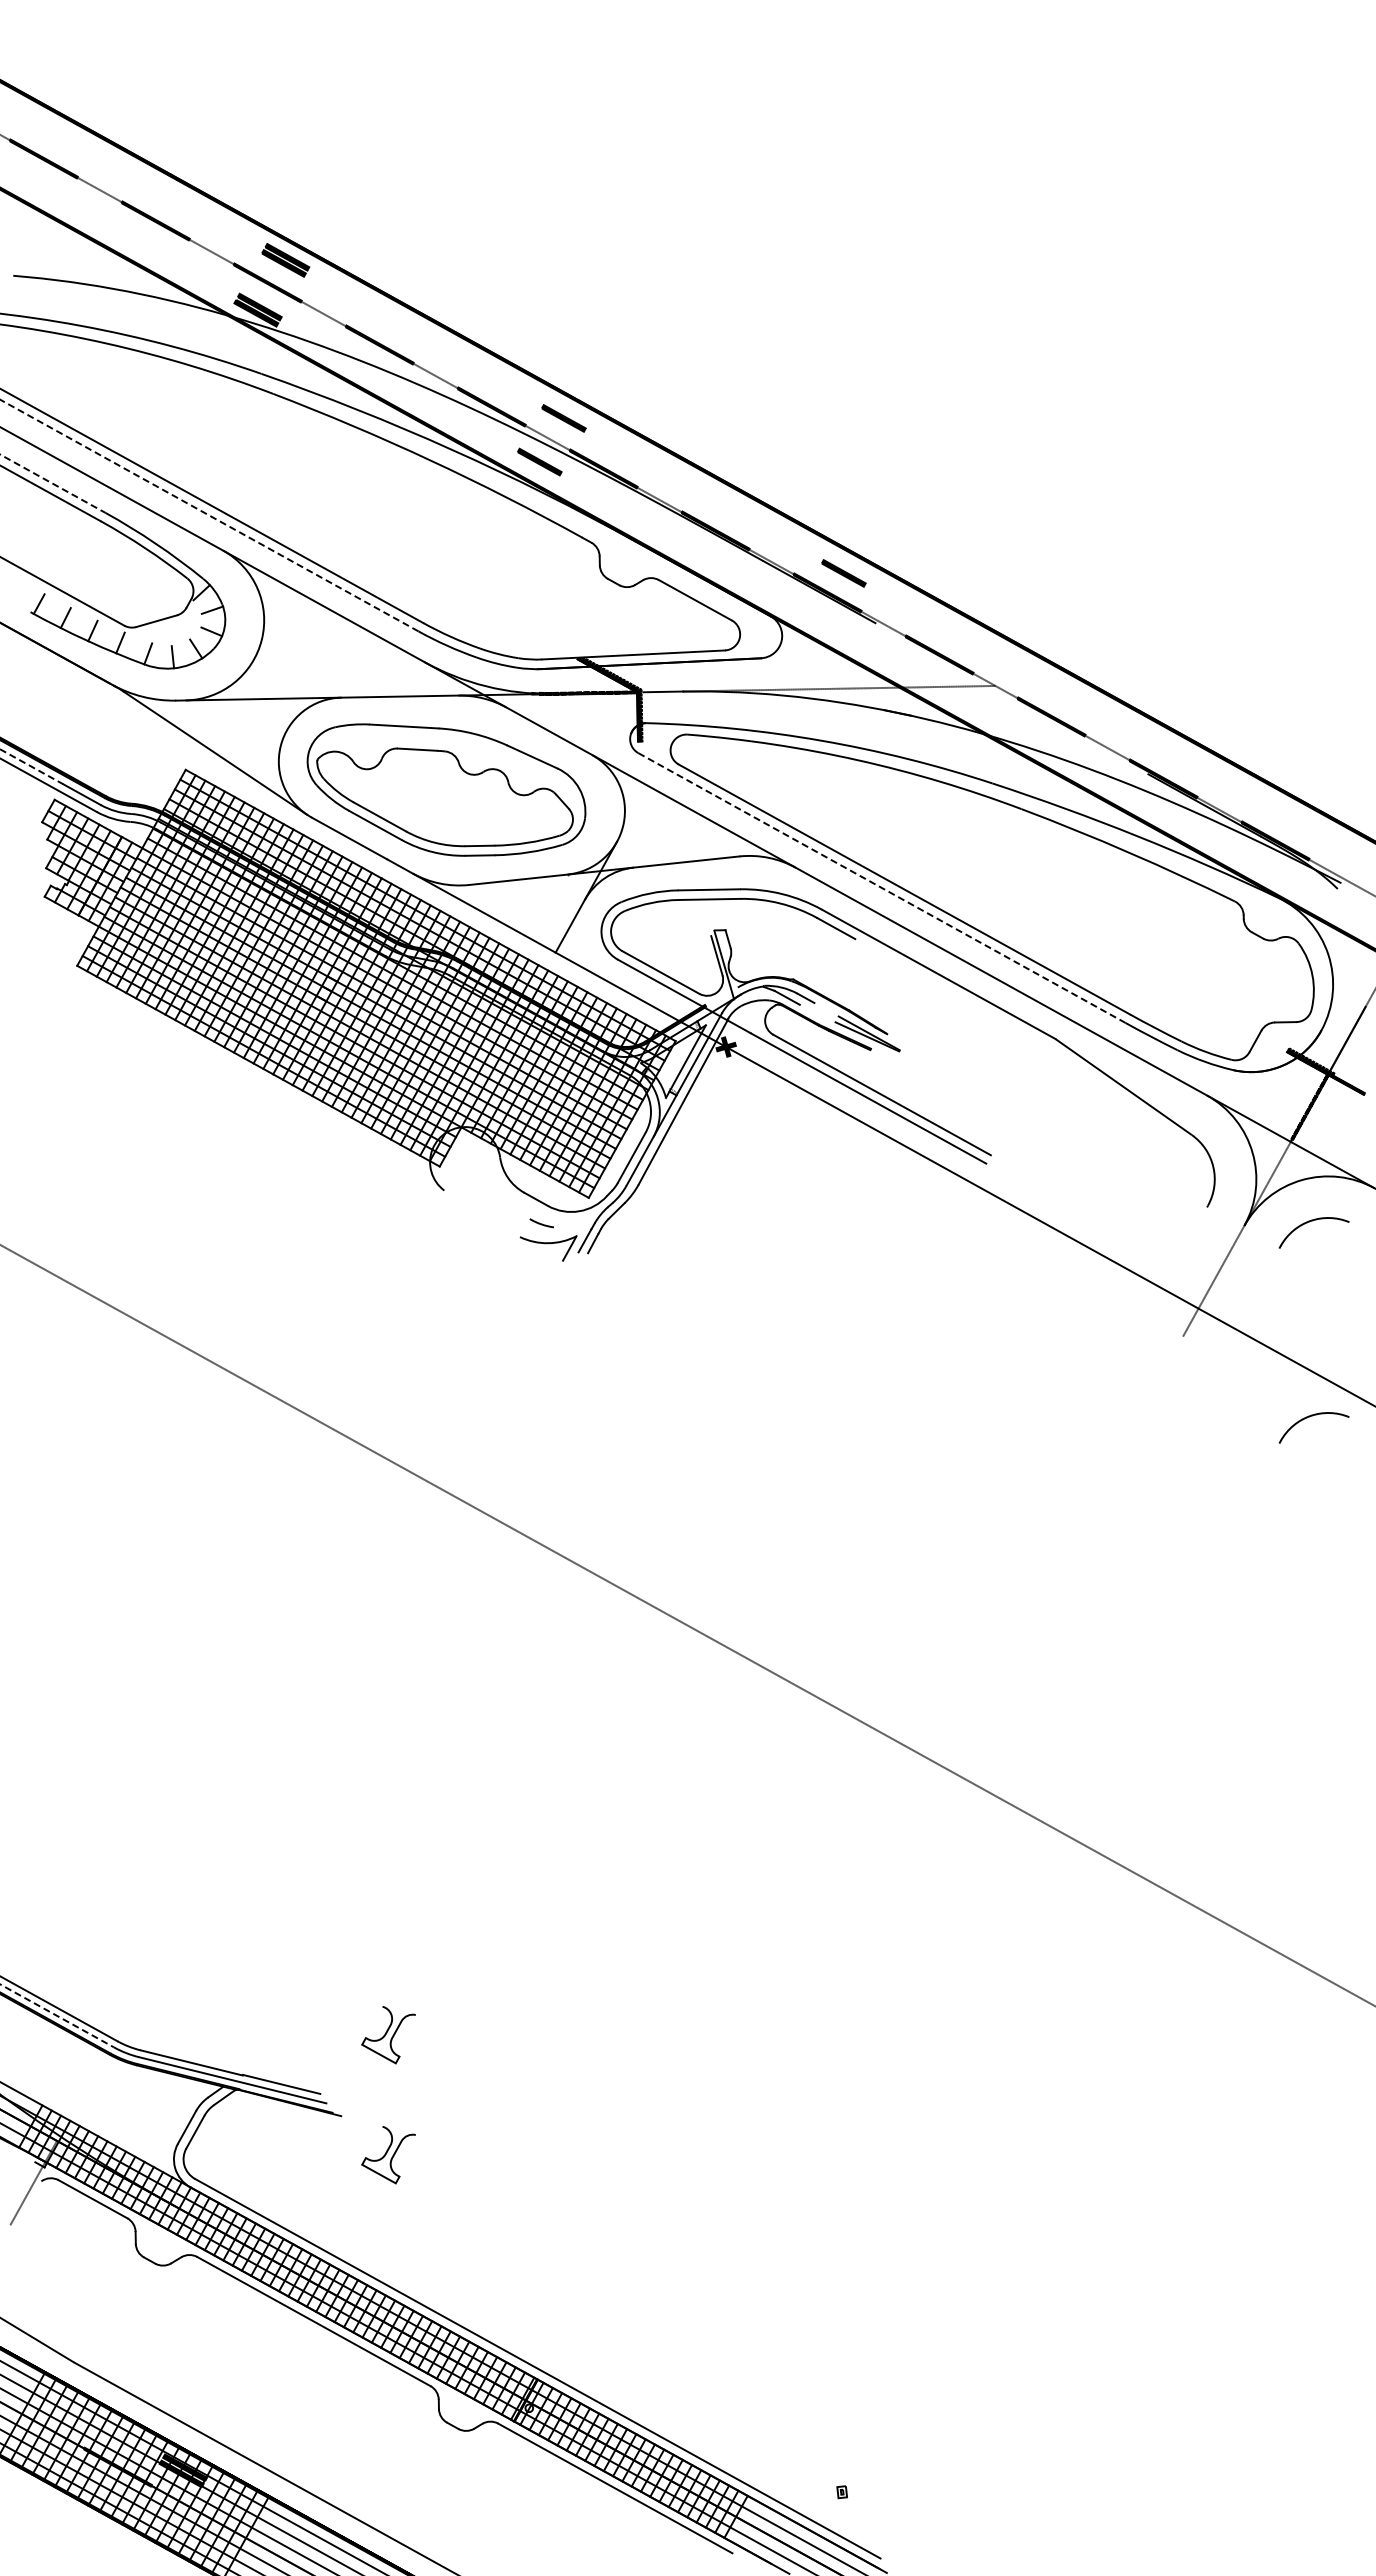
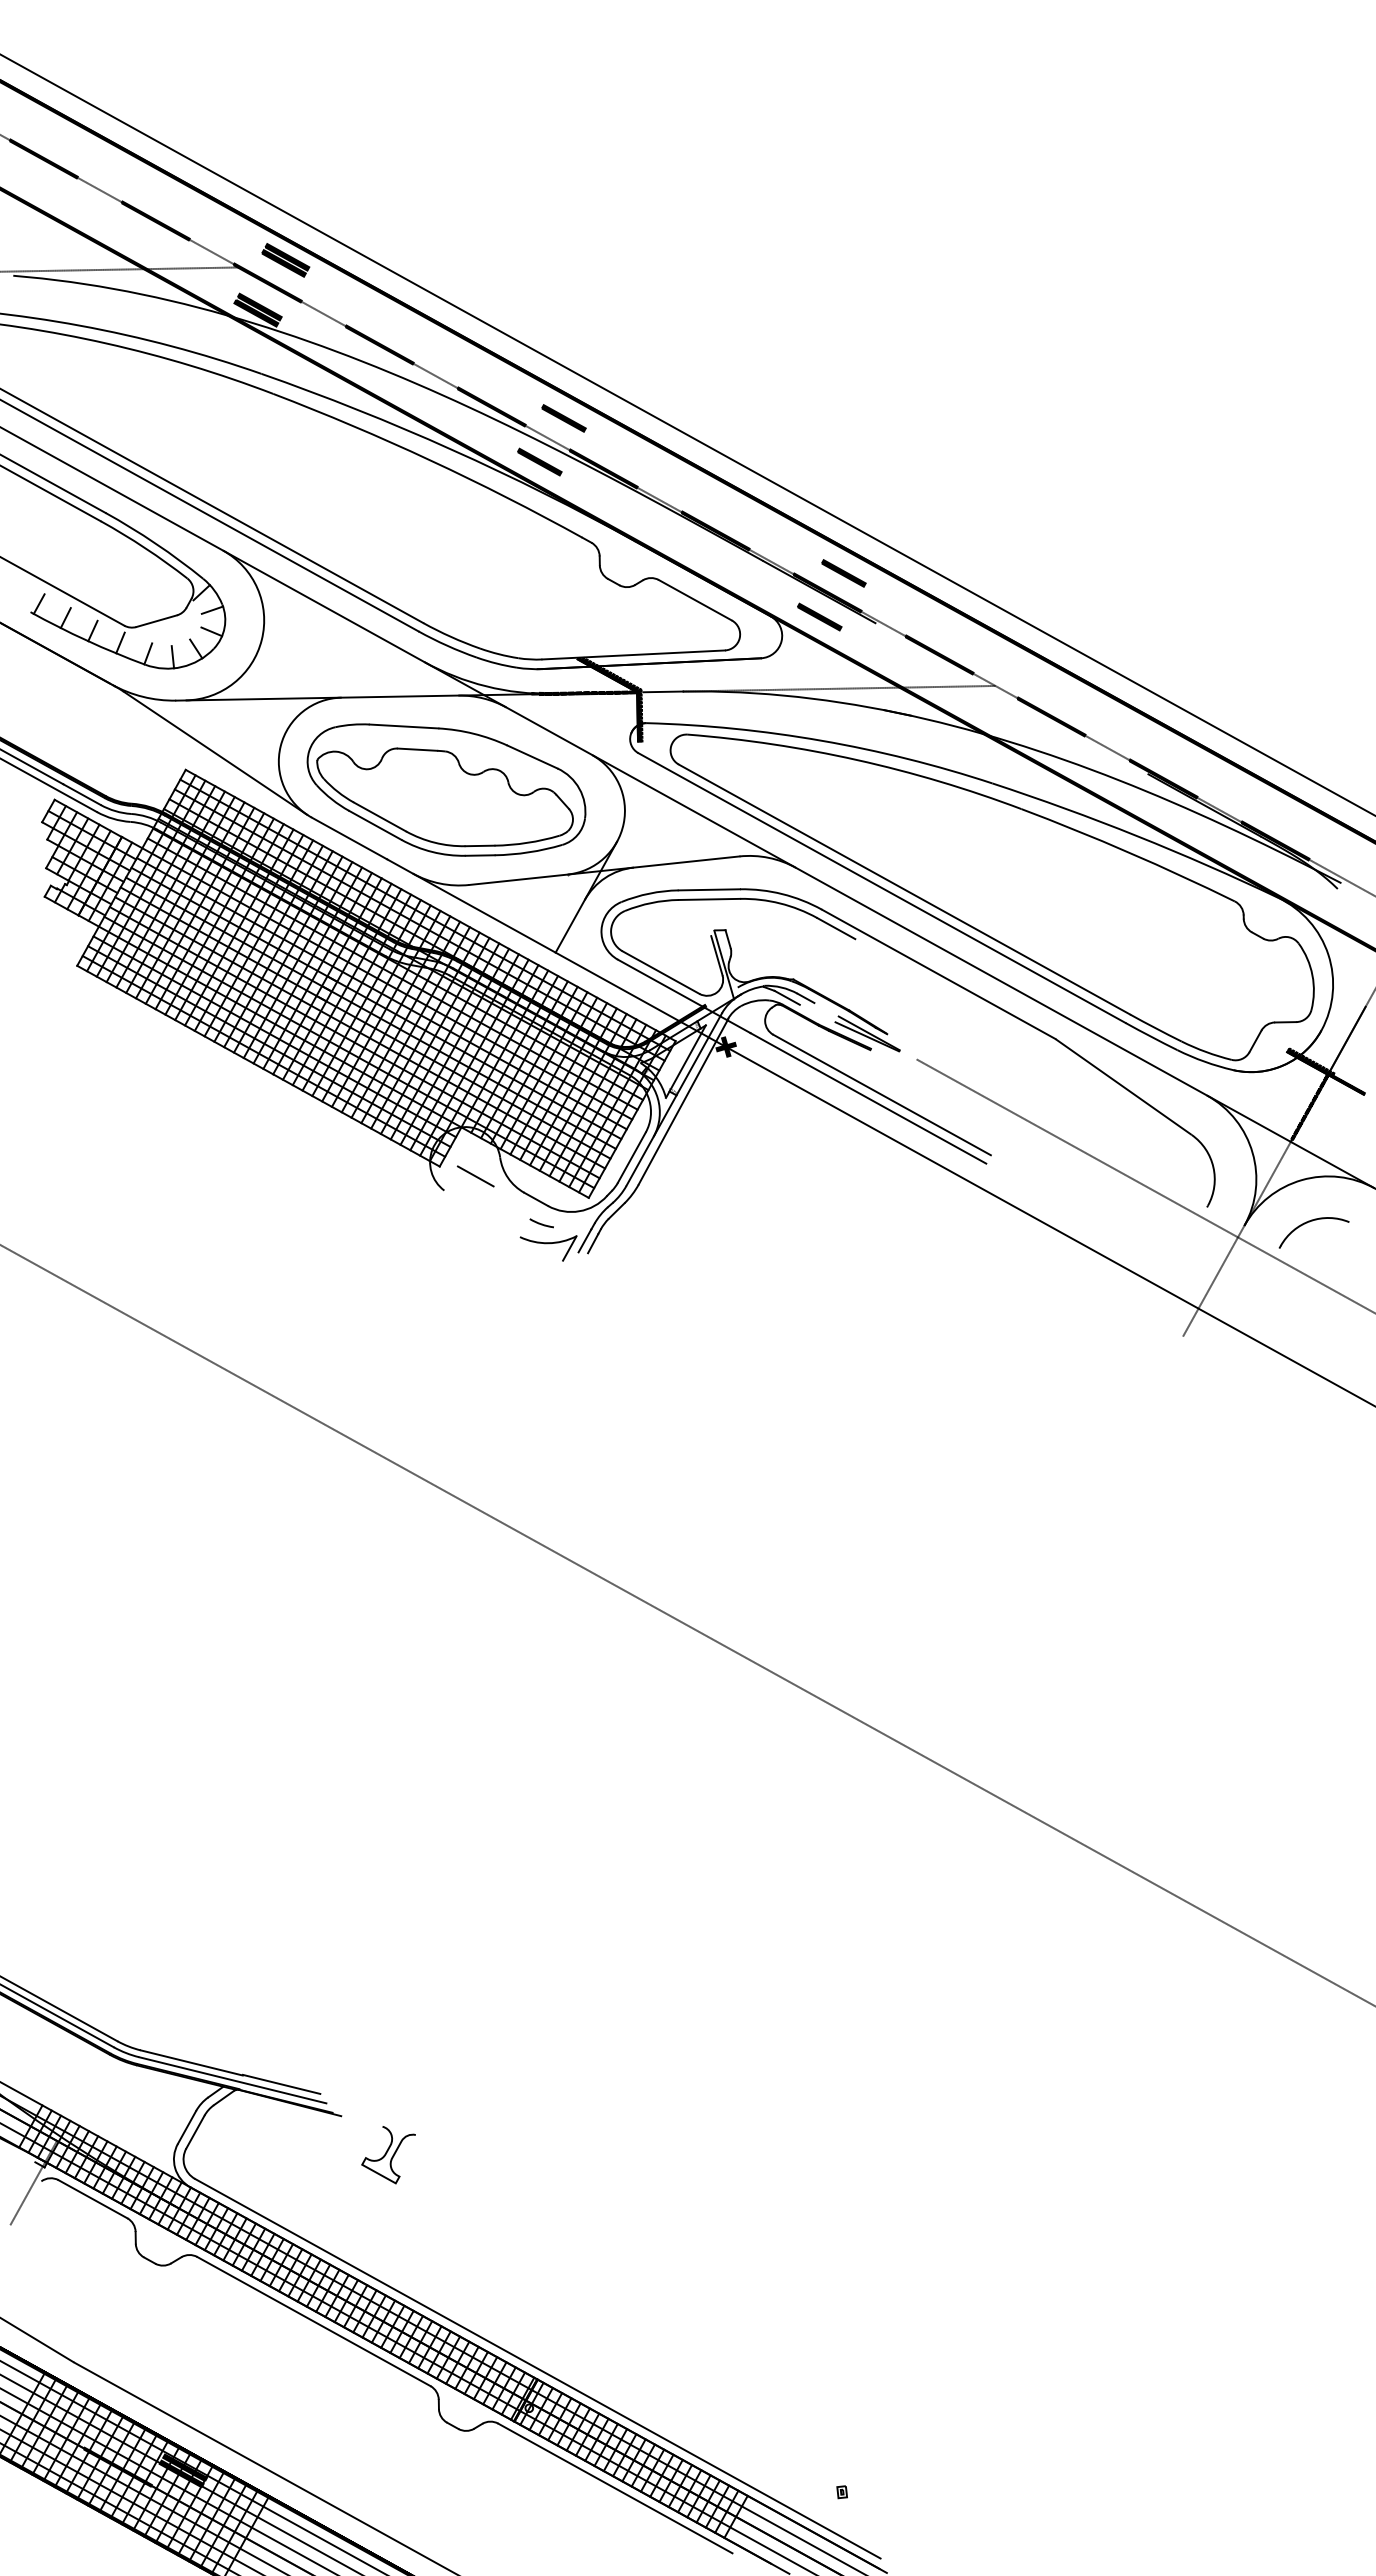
line: none -> present (120, 269)
line: none -> present (687, 434)
line: dashed -> solid (53, 483)
line: dashed -> solid (209, 515)
part: none -> present (819, 616)
line: dashed -> solid (31, 766)
line: dashed -> solid (882, 888)
line: none -> present (475, 1176)
line: none -> present (1144, 1185)
part: present -> none (1309, 1417)
line: dashed -> solid (57, 2015)
curve: present -> none (387, 2033)
